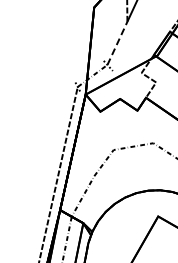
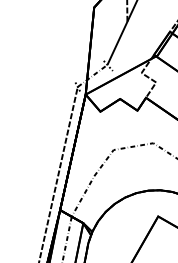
line: dashed -> solid (117, 43)
